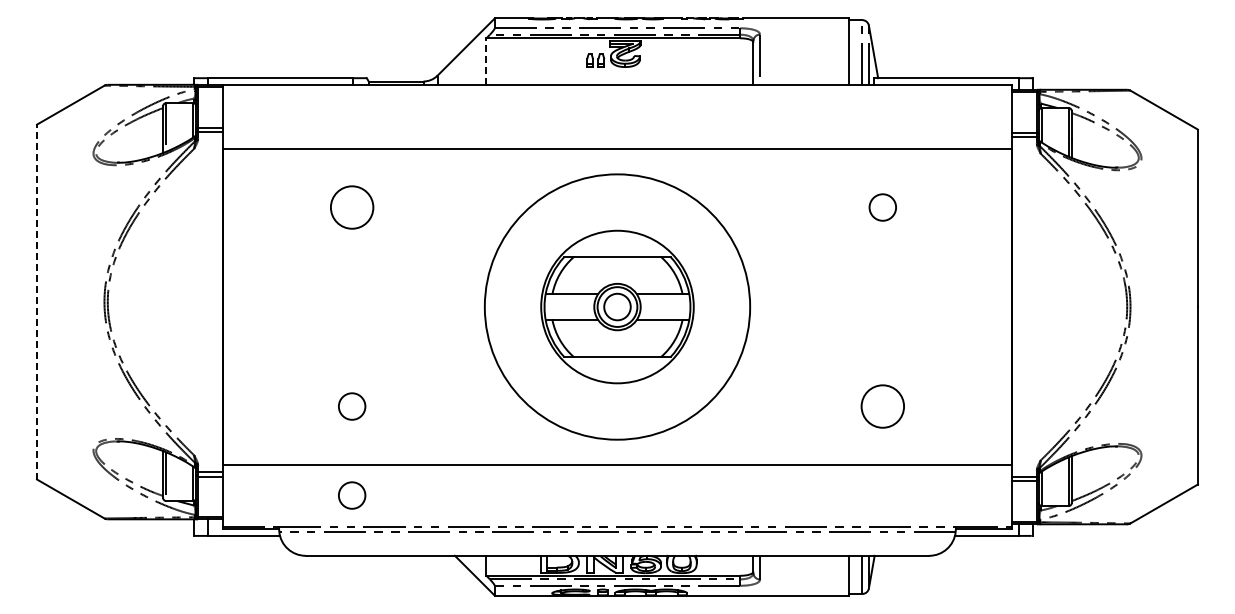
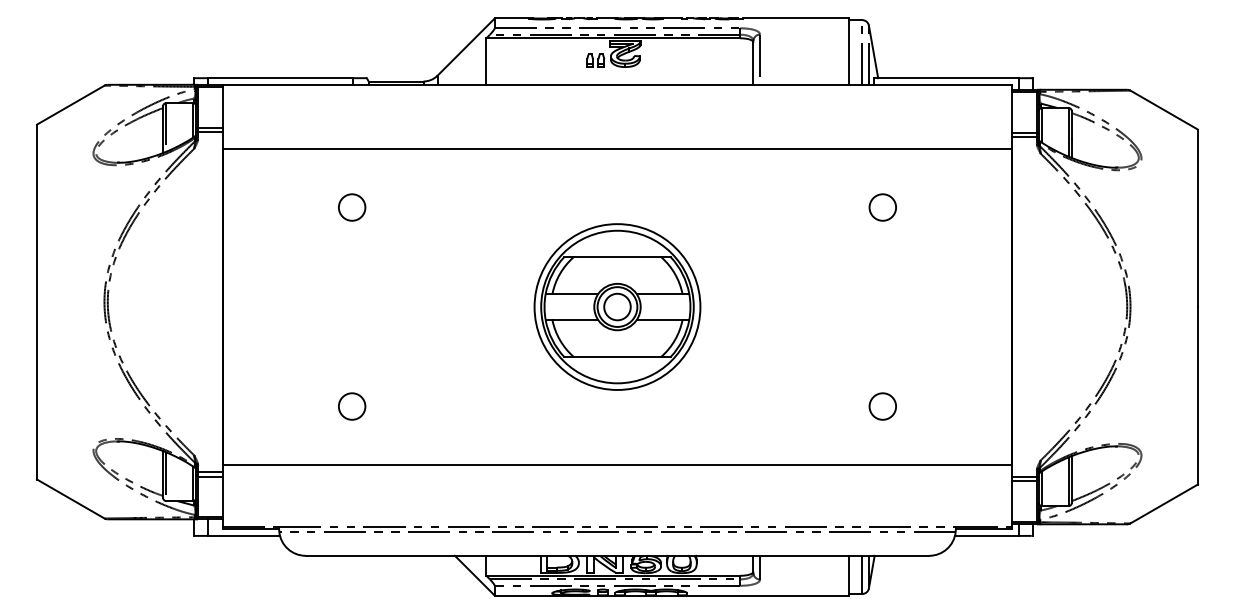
line: dashed -> solid (486, 61)
circle diameter: 42 px -> 27 px (351, 207)
line: dashed -> solid (37, 301)
circle diameter: 265 px -> 166 px (617, 306)
circle diameter: 42 px -> 27 px (882, 406)
circle: present -> none (352, 495)
